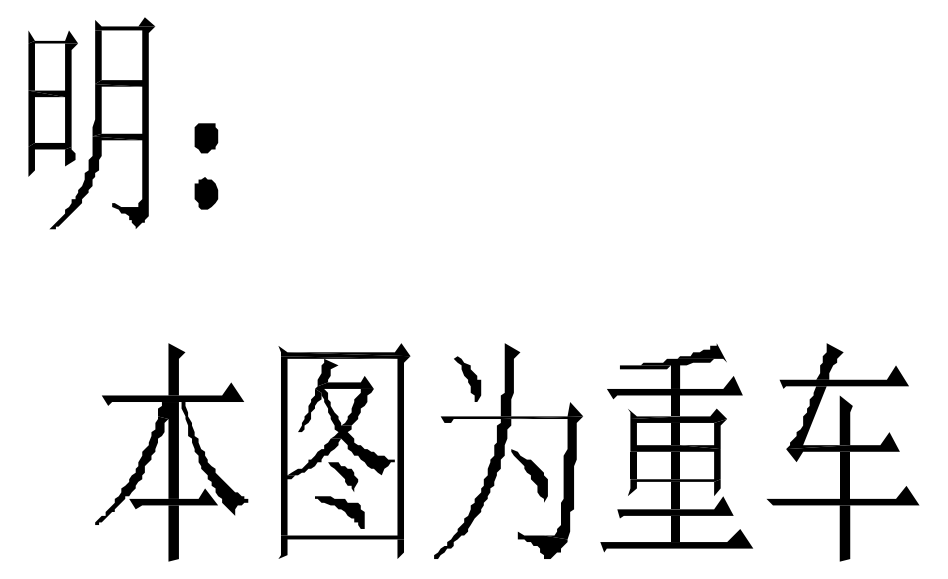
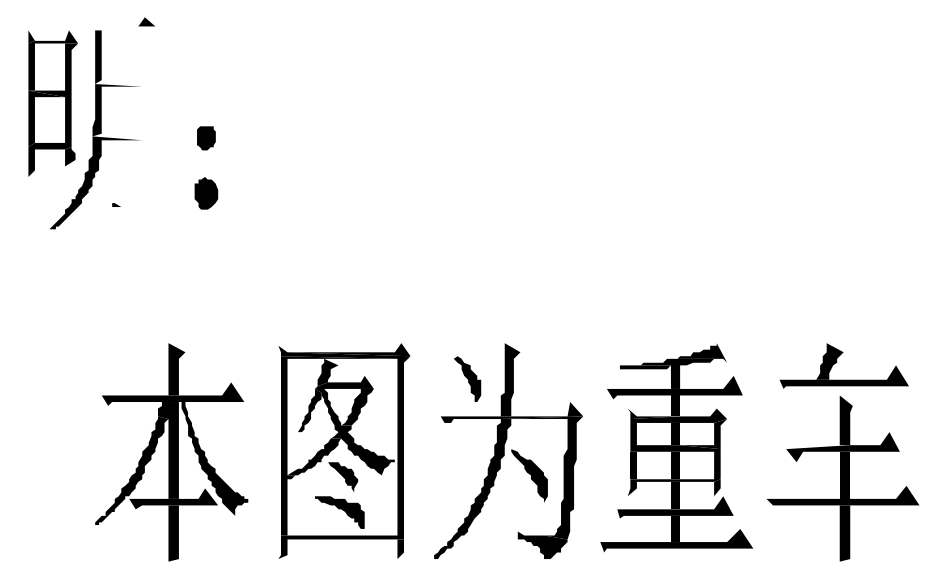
fill: present -> none (123, 123)
part size: 25x31 px -> 19x25 px (206, 138)
fill: present -> none (818, 417)
